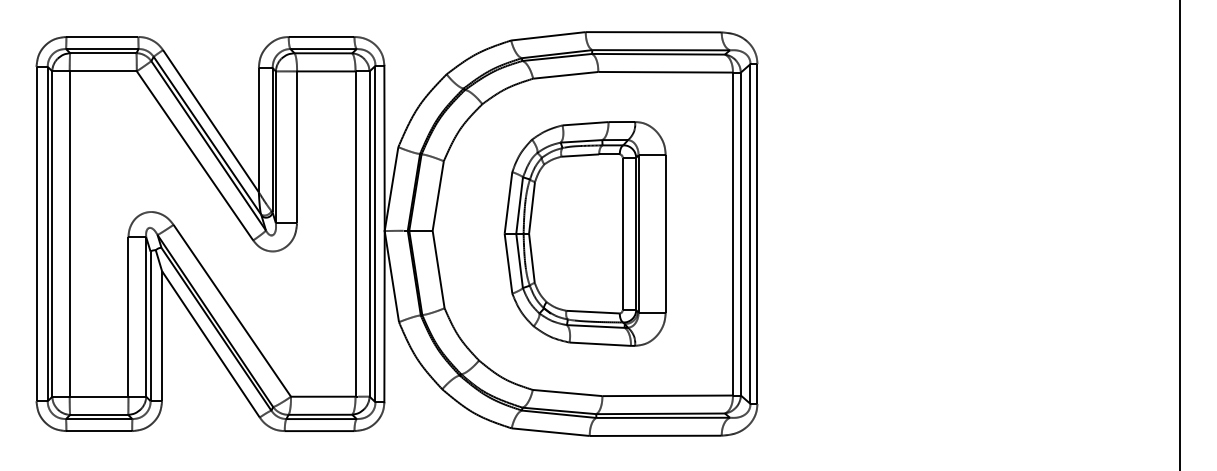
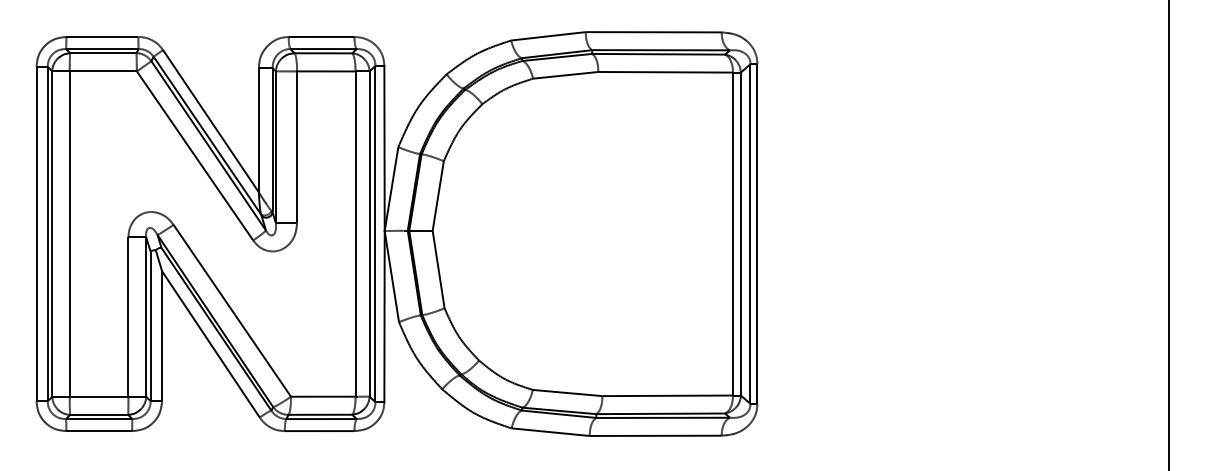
part: present -> none (584, 233)
line position: (1180, 234) -> (1169, 234) (1169, 234)
